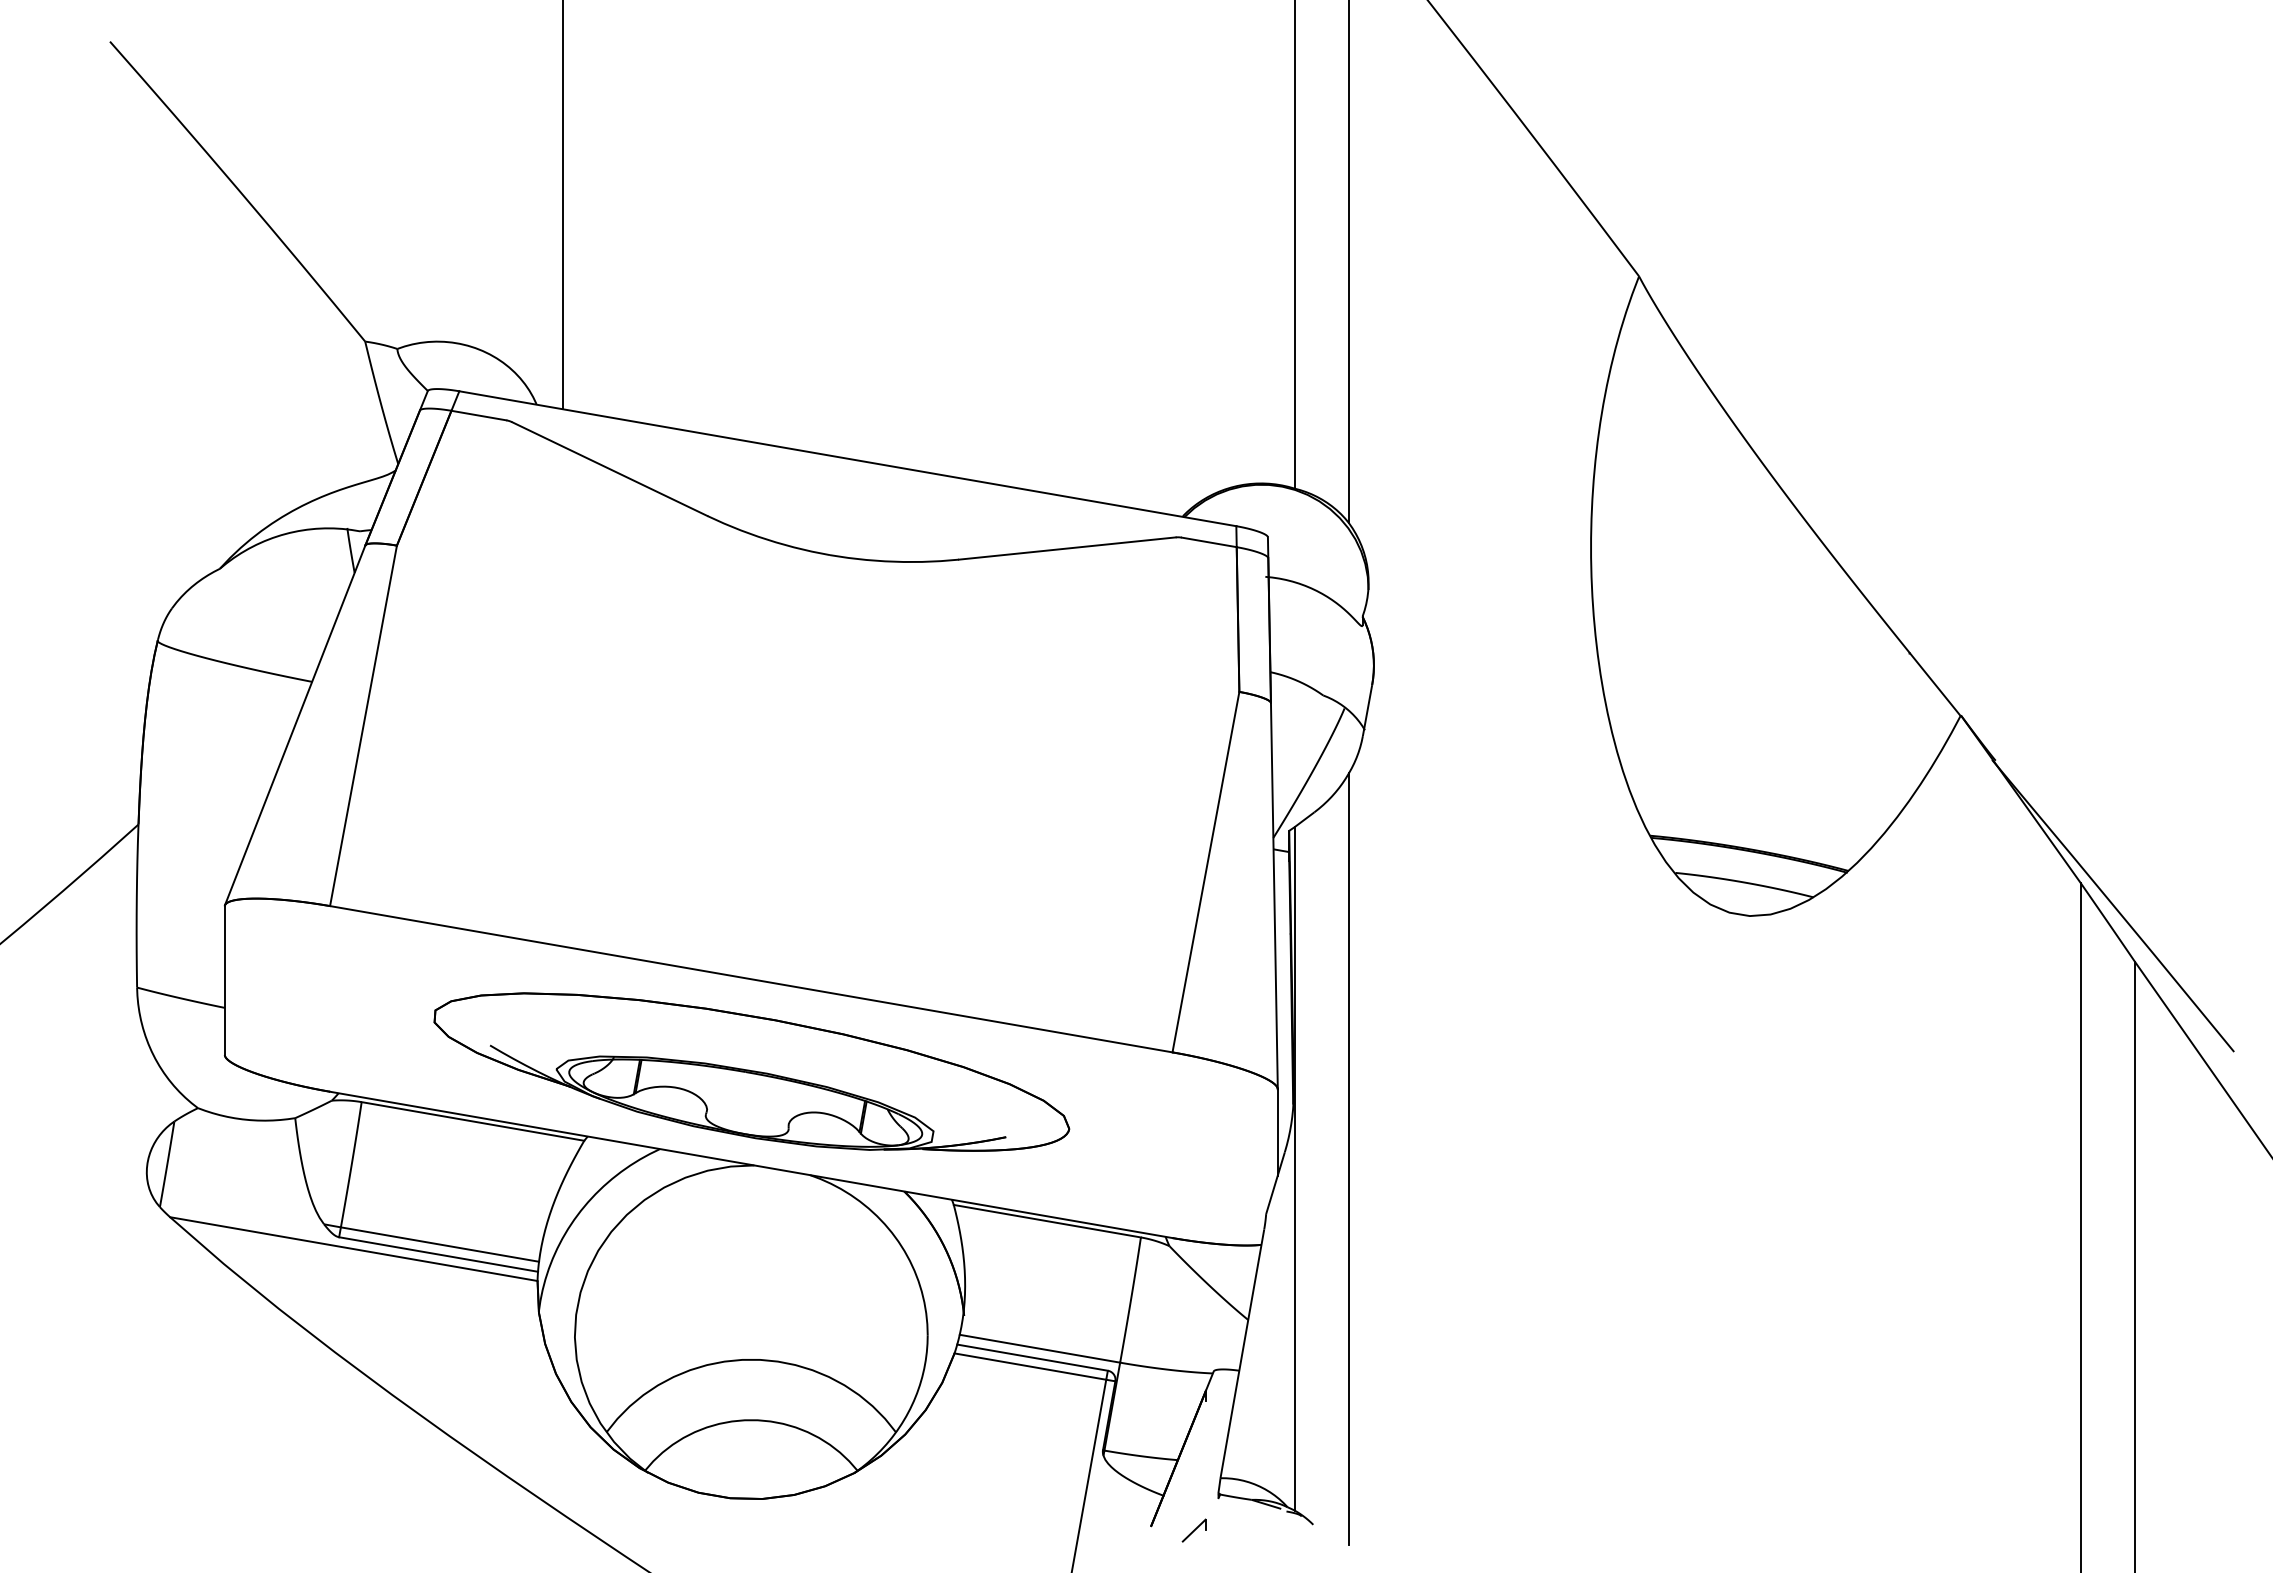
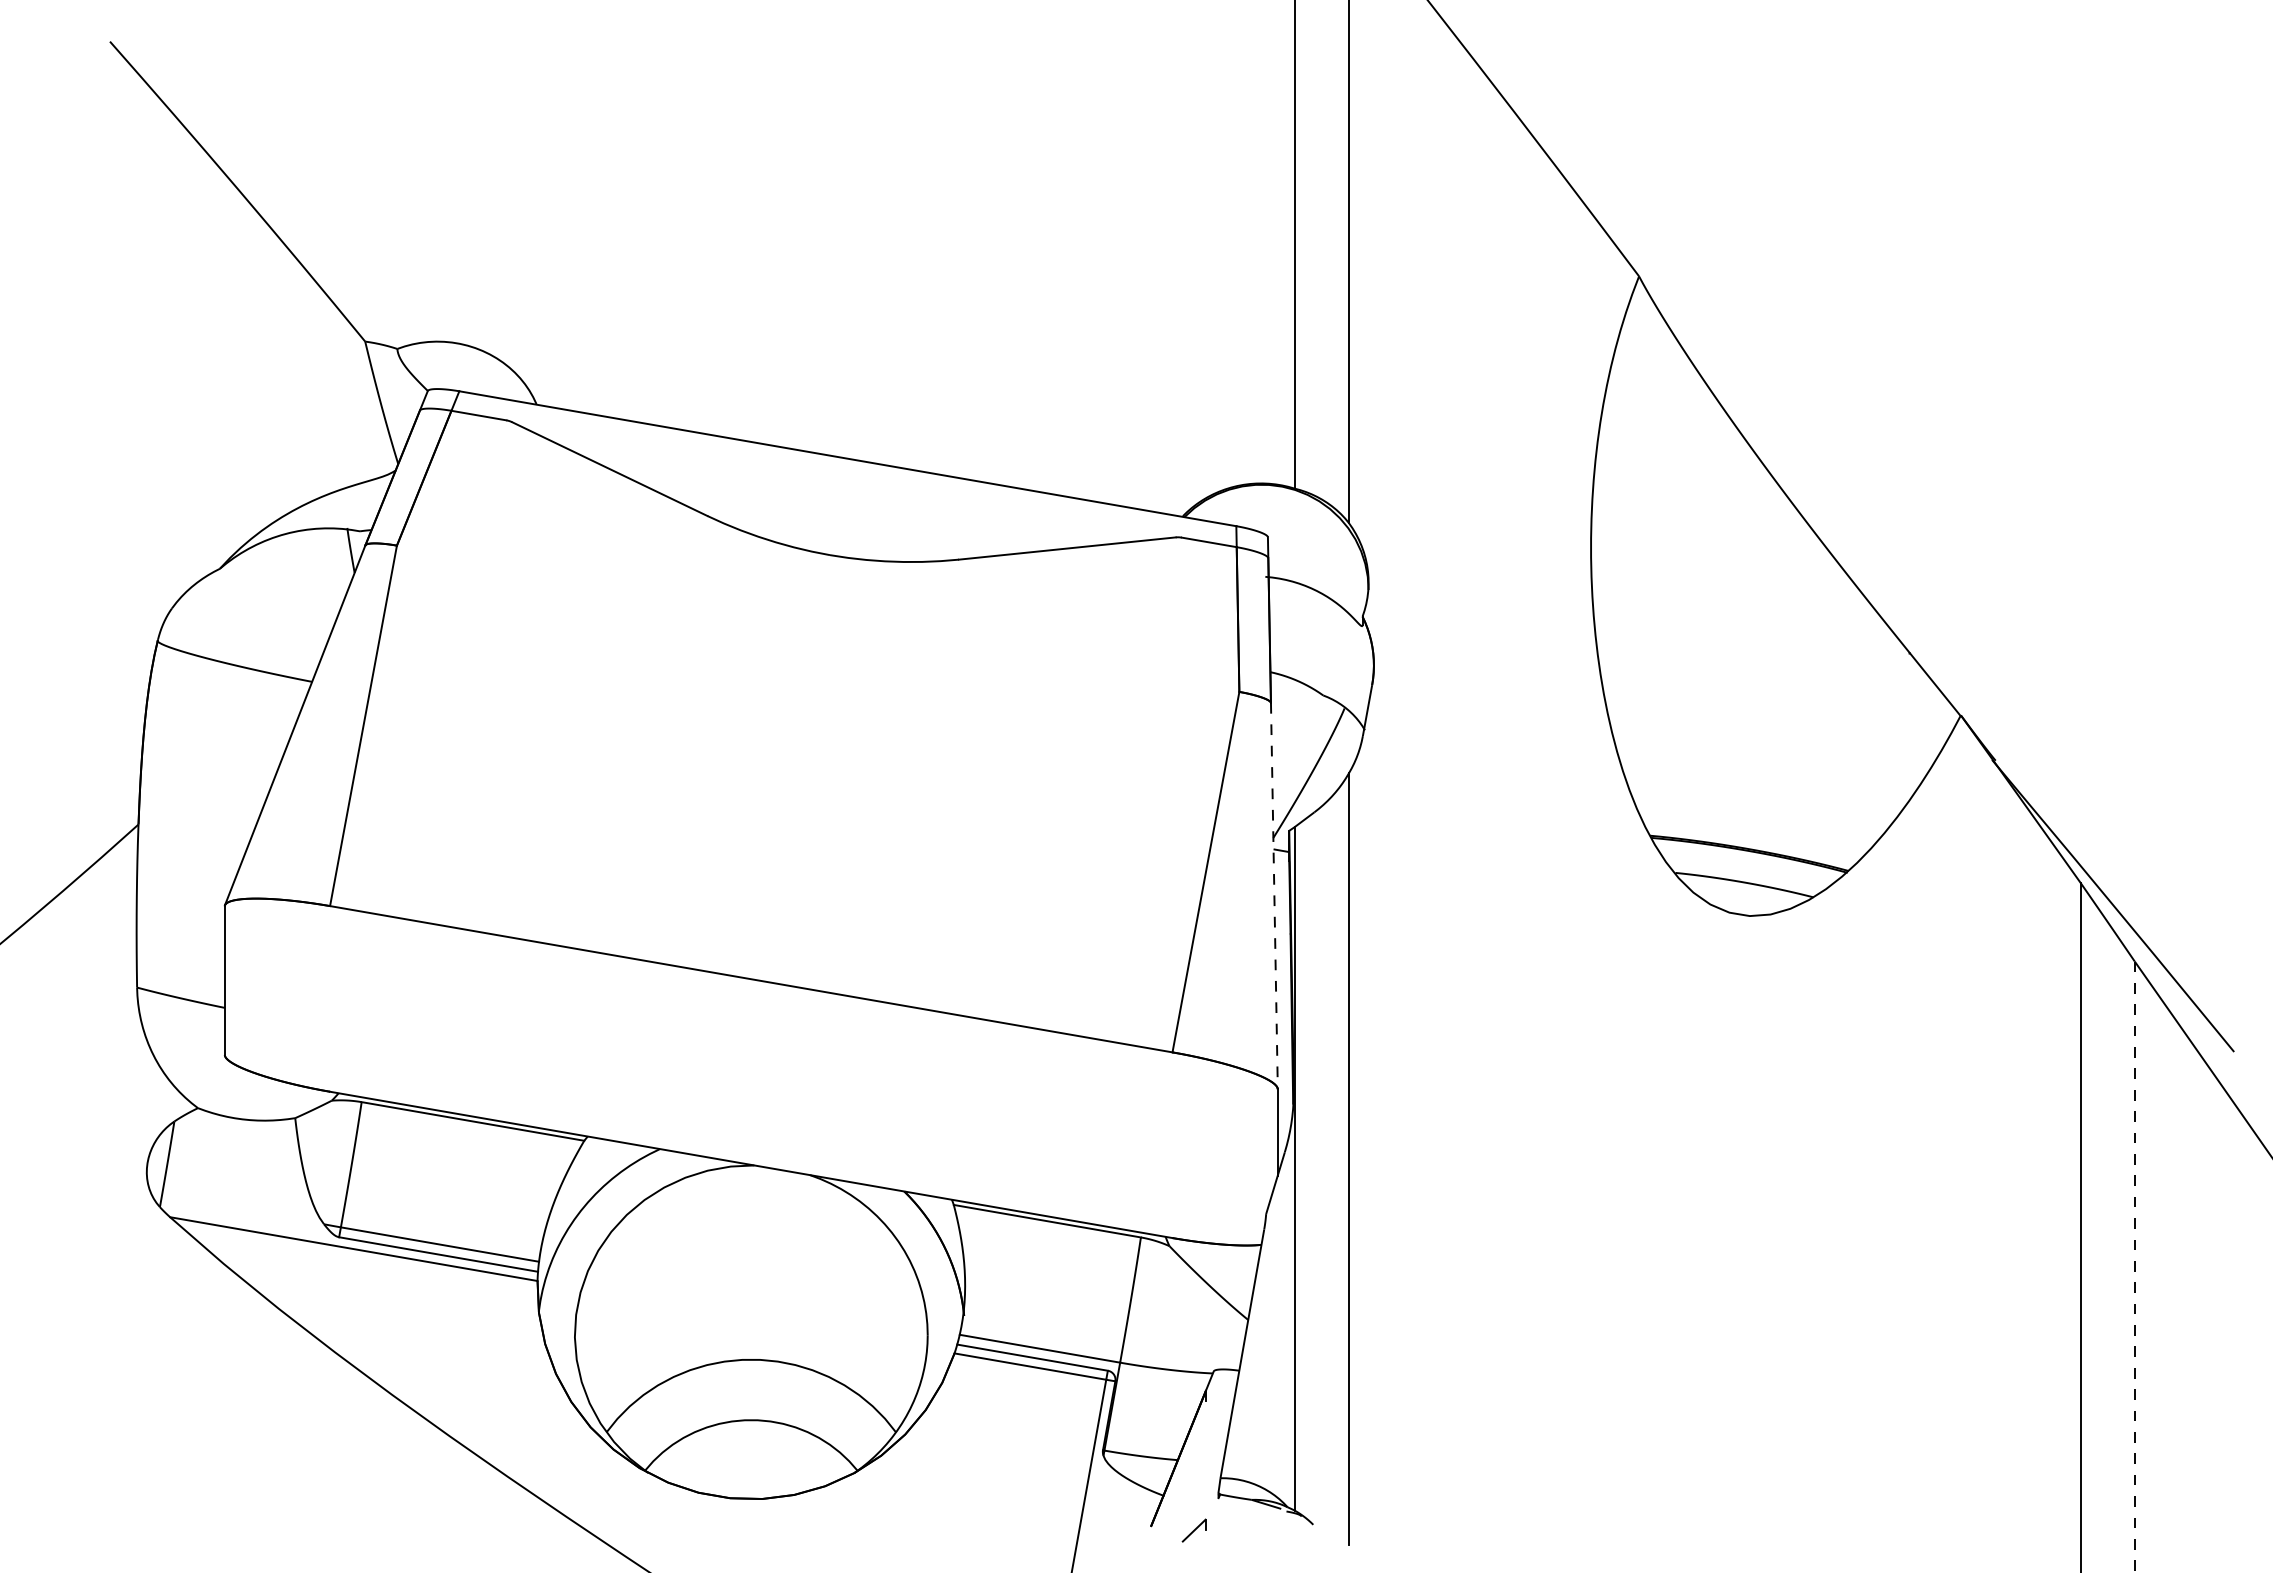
line: present -> none (562, 205)
line: solid -> dashed (1274, 896)
part: present -> none (751, 1071)
line: solid -> dashed (2134, 1267)
